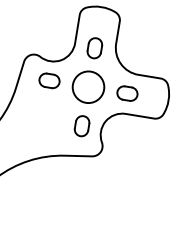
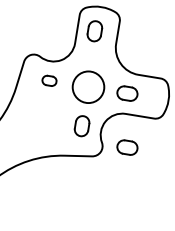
part position: (94, 48) -> (94, 31) (94, 31)
part size: 23x18 px -> 17x13 px (49, 80)
part: none -> present (127, 147)
